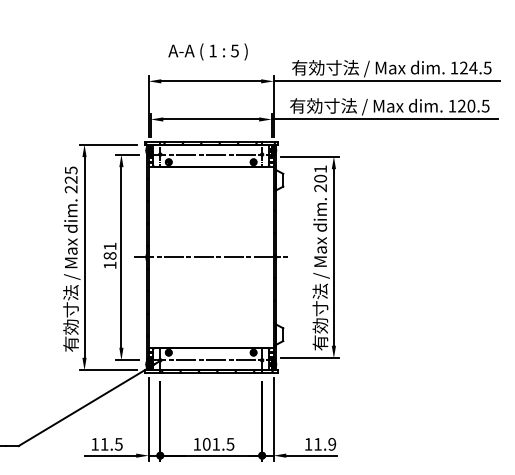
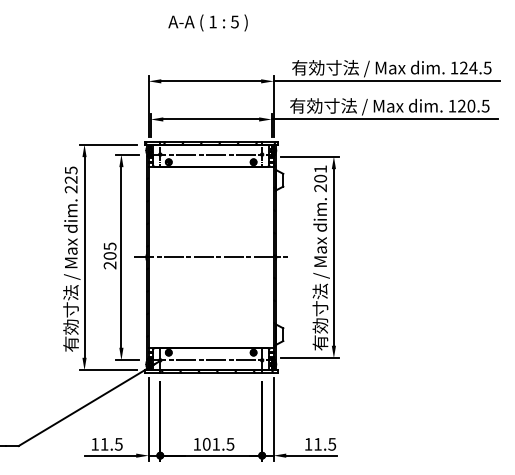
text position: (207, 51) -> (207, 22) (207, 22)
text: 181 -> 205 (109, 255)
text: 11.9 -> 11.5 (332, 444)
